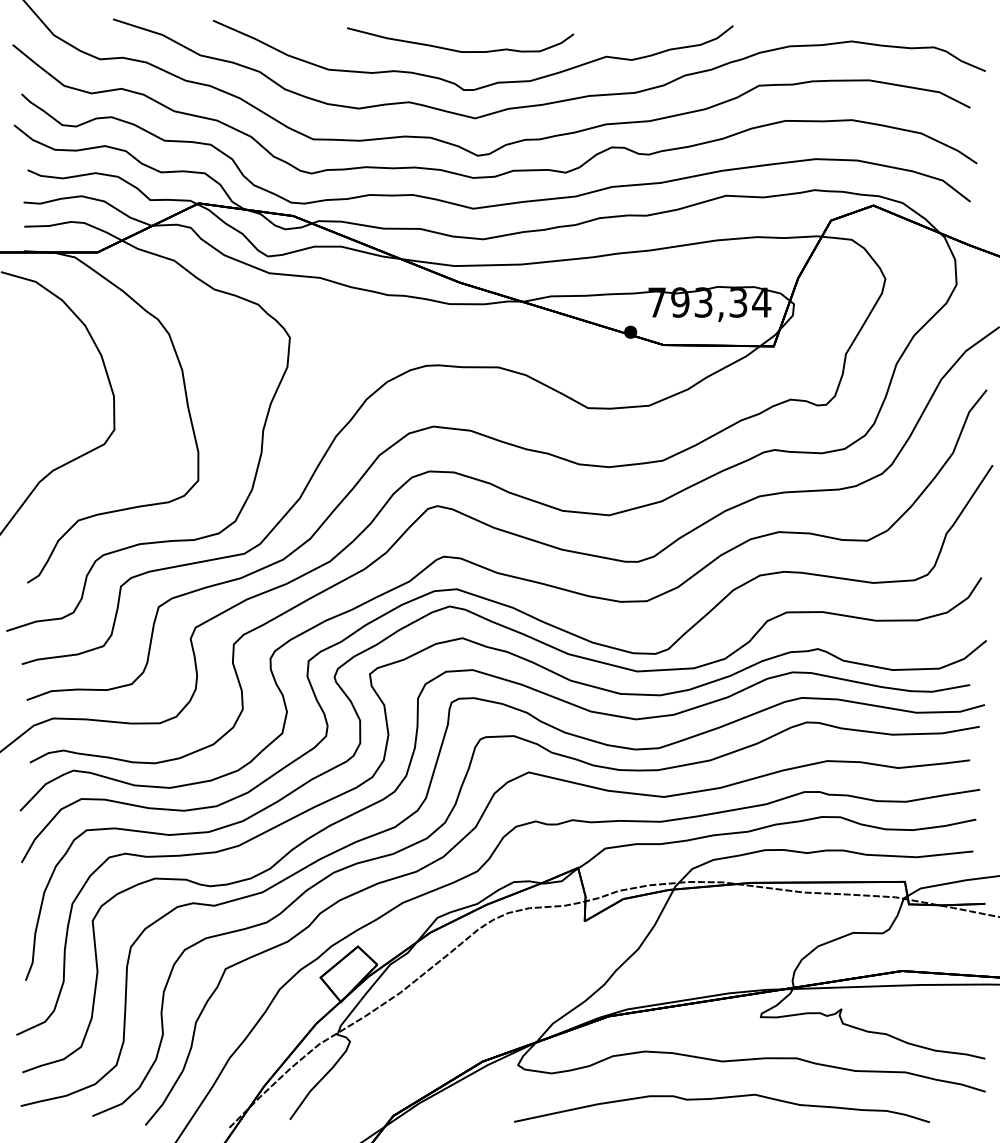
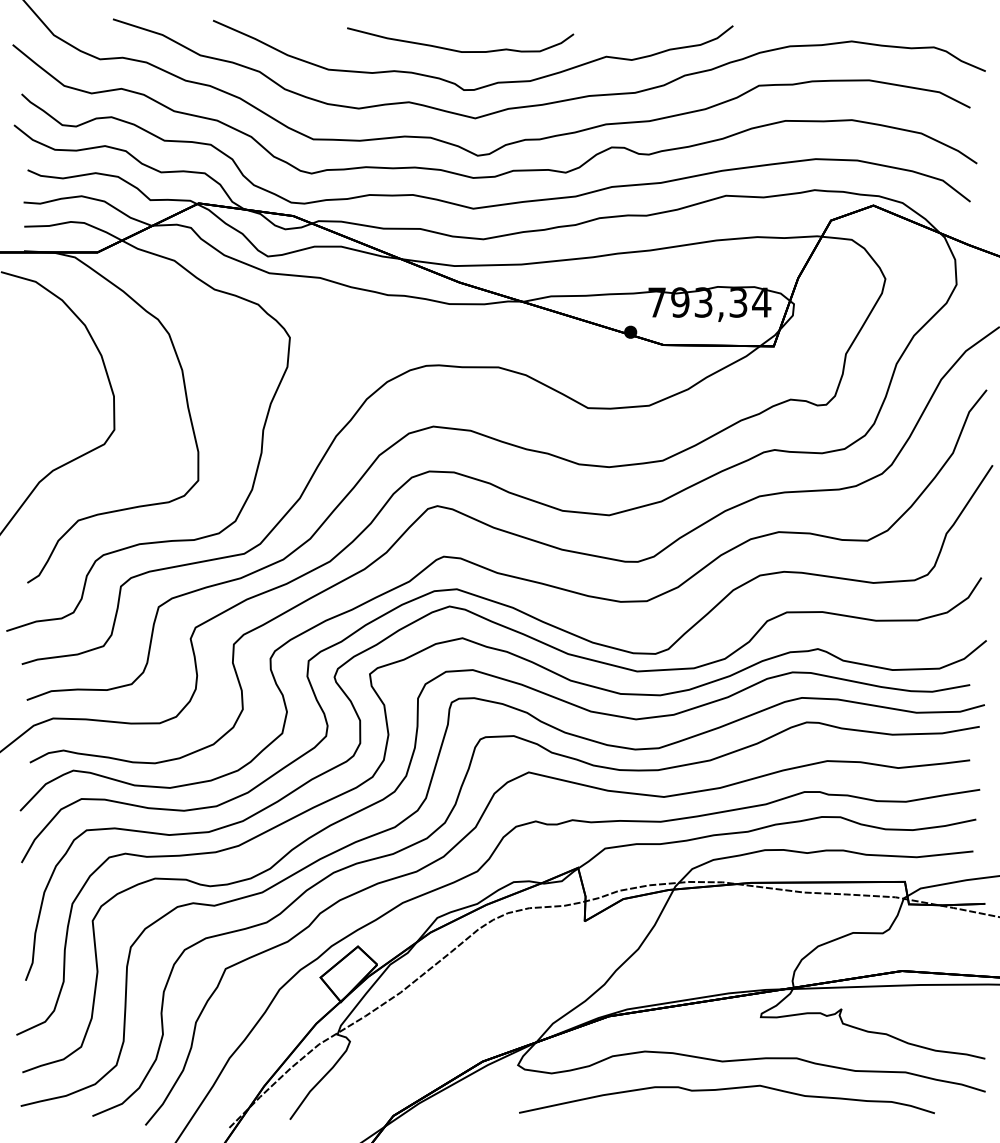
curve position: (718, 1099) -> (723, 1090) (723, 1090)
